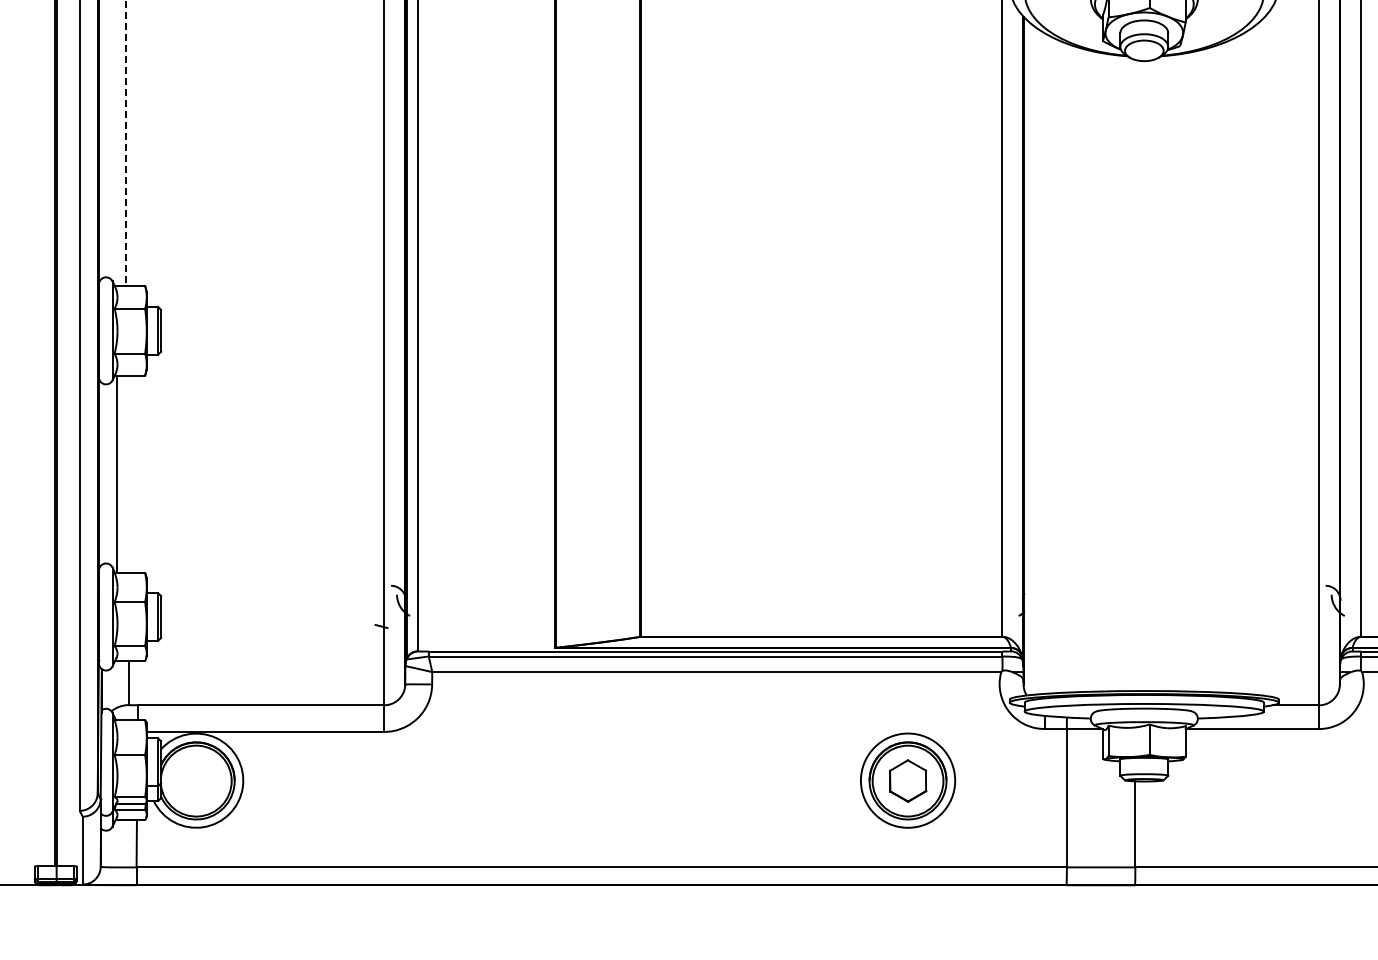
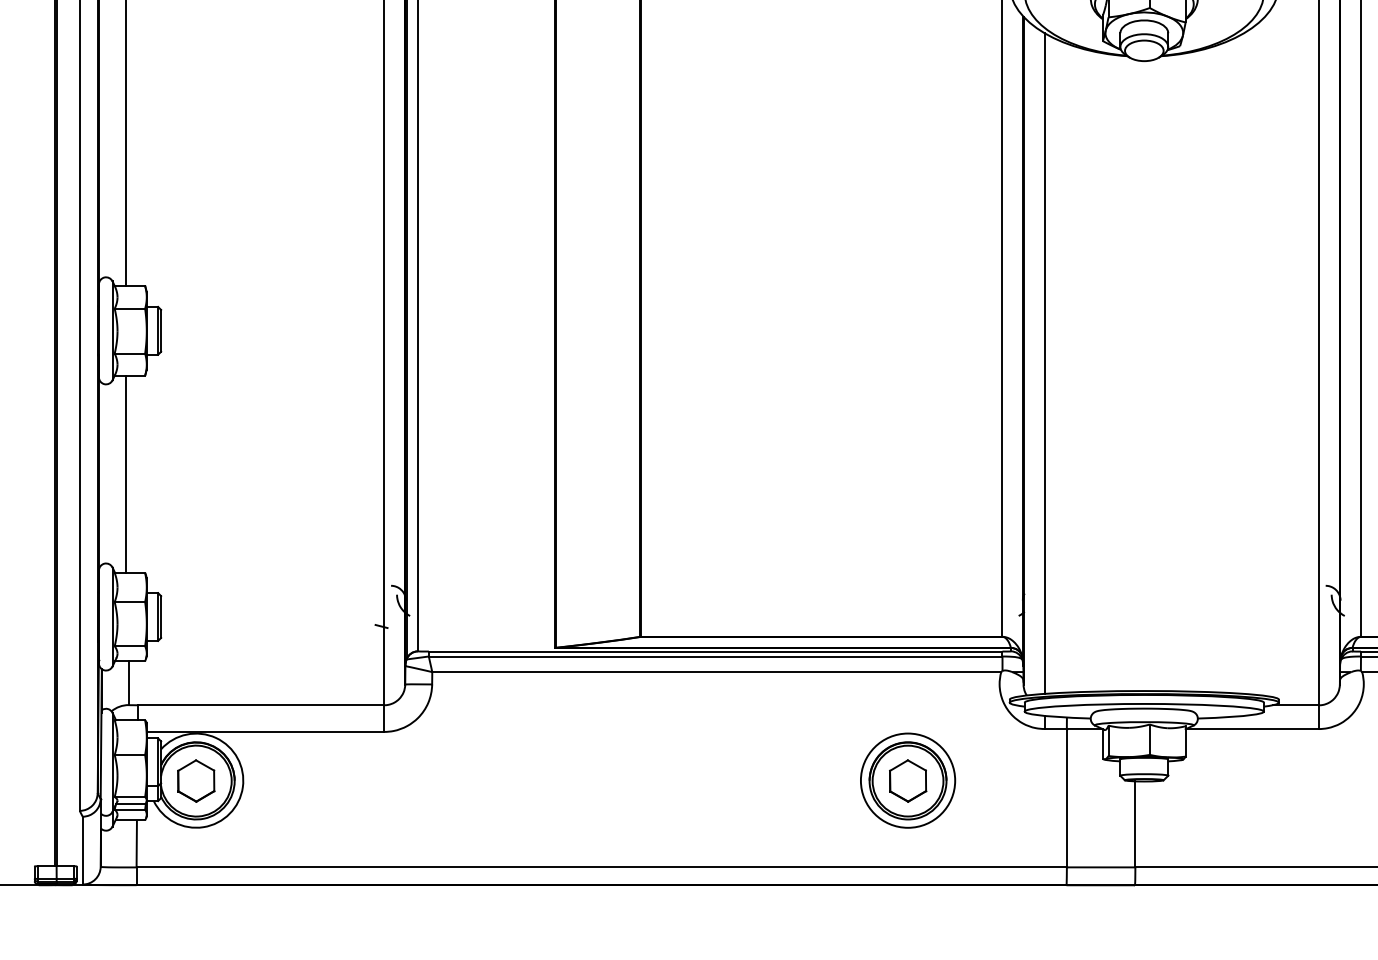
line: dashed -> solid (125, 143)
line: none -> present (1044, 363)
line position: (116, 473) -> (125, 473) (125, 473)
part: none -> present (196, 780)
